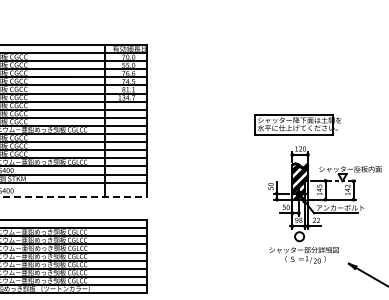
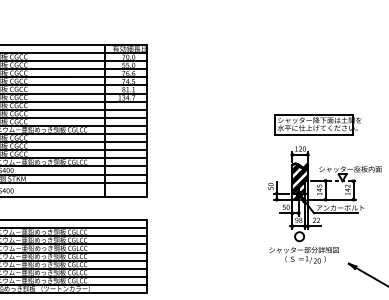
part position: (297, 124) -> (317, 124) (317, 124)
line: dashed -> solid (73, 197)
